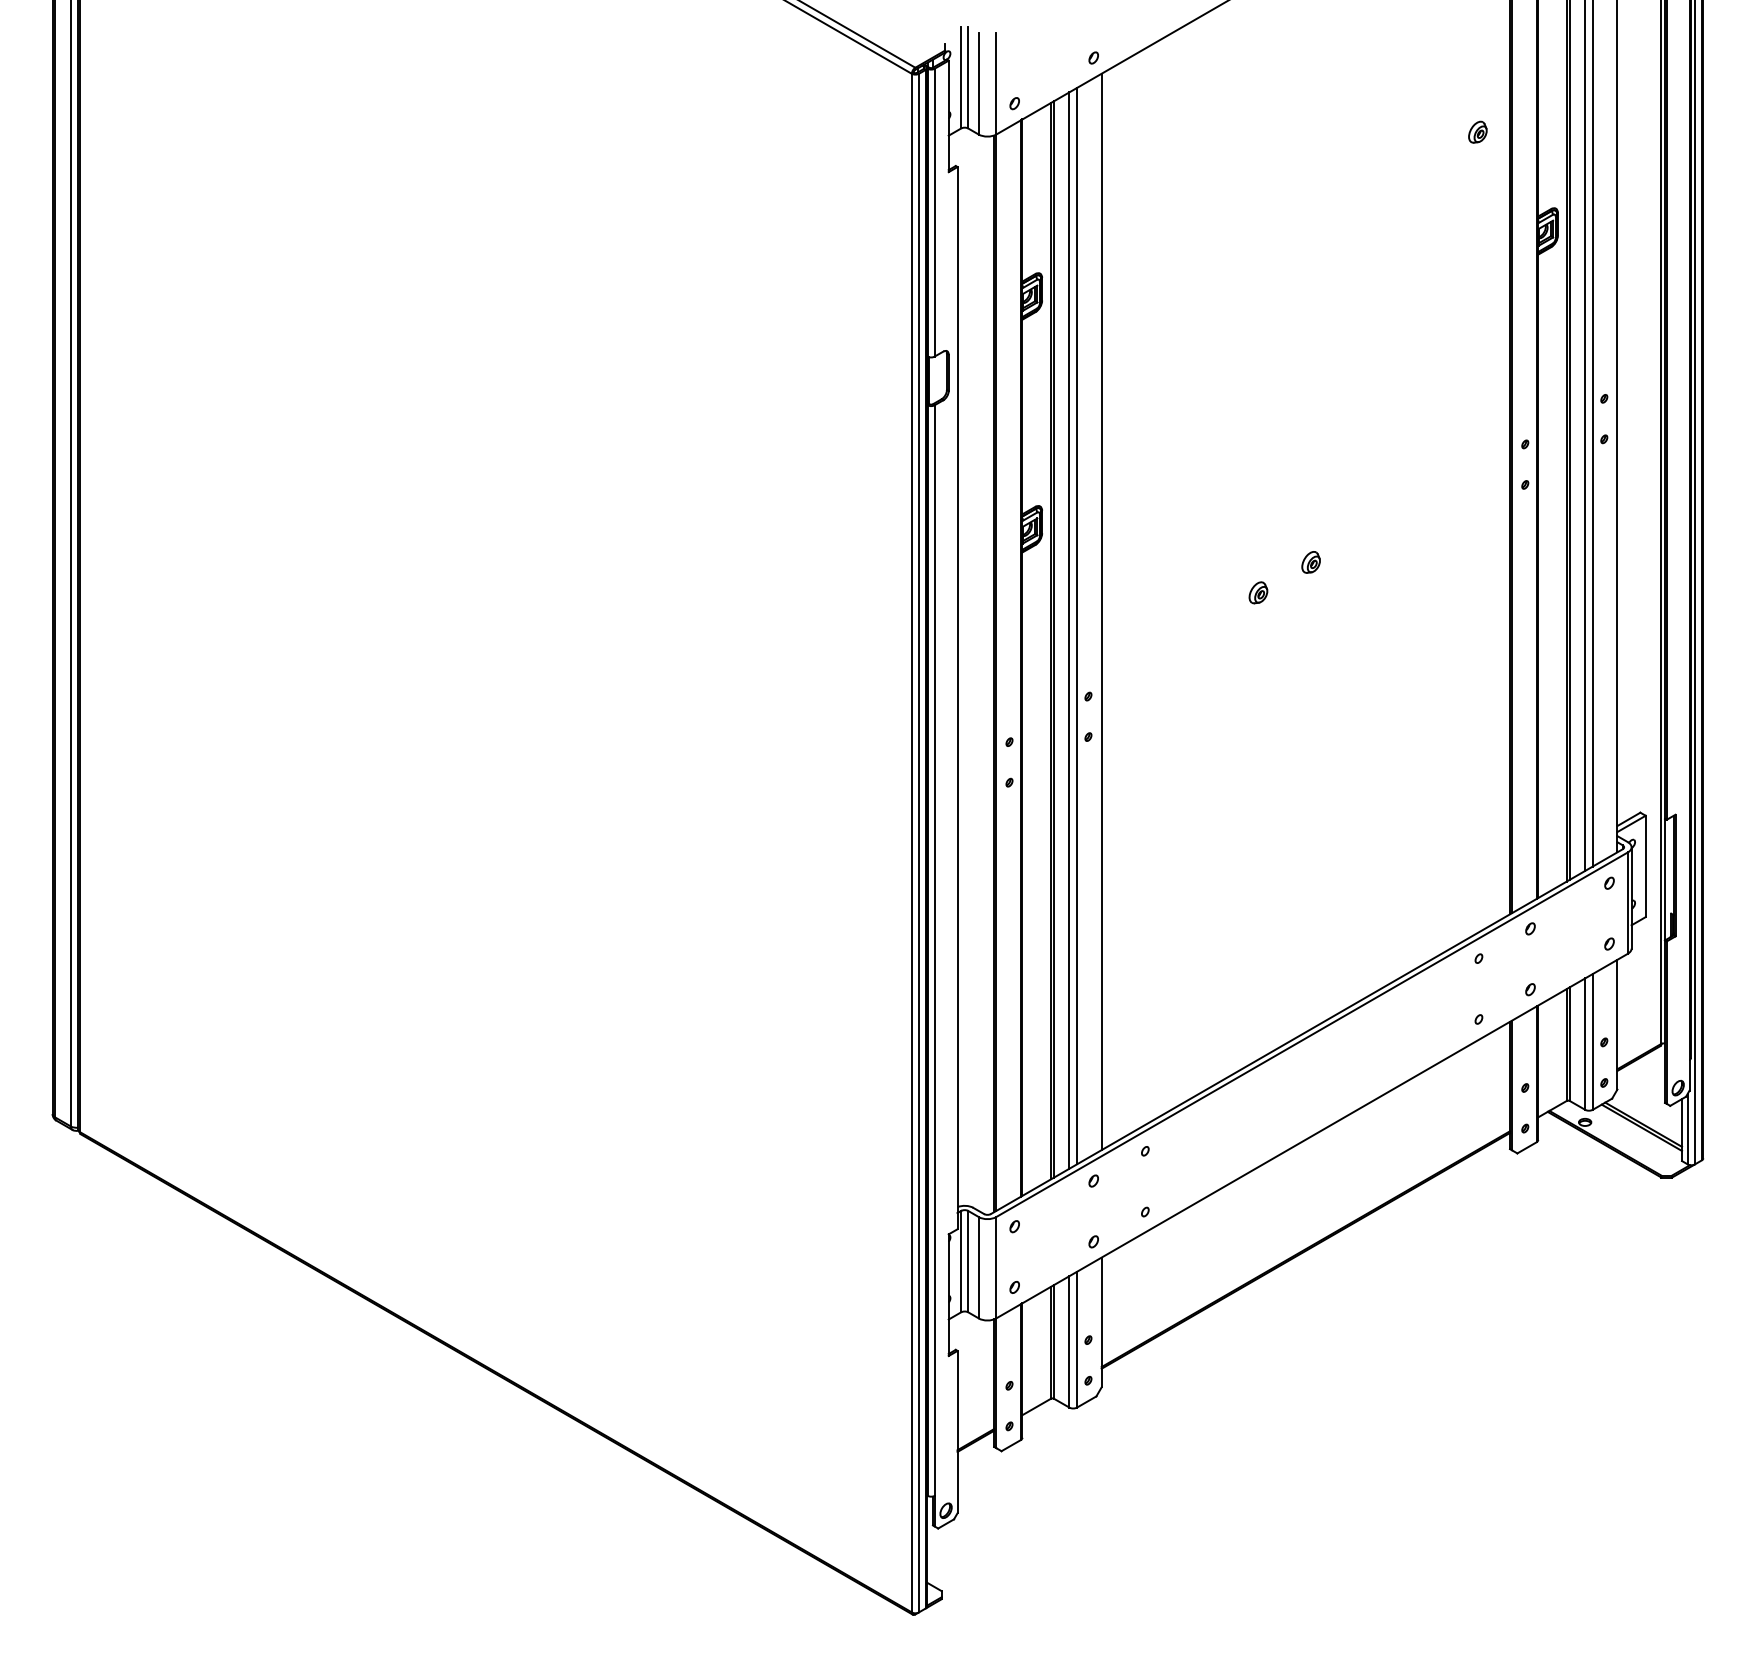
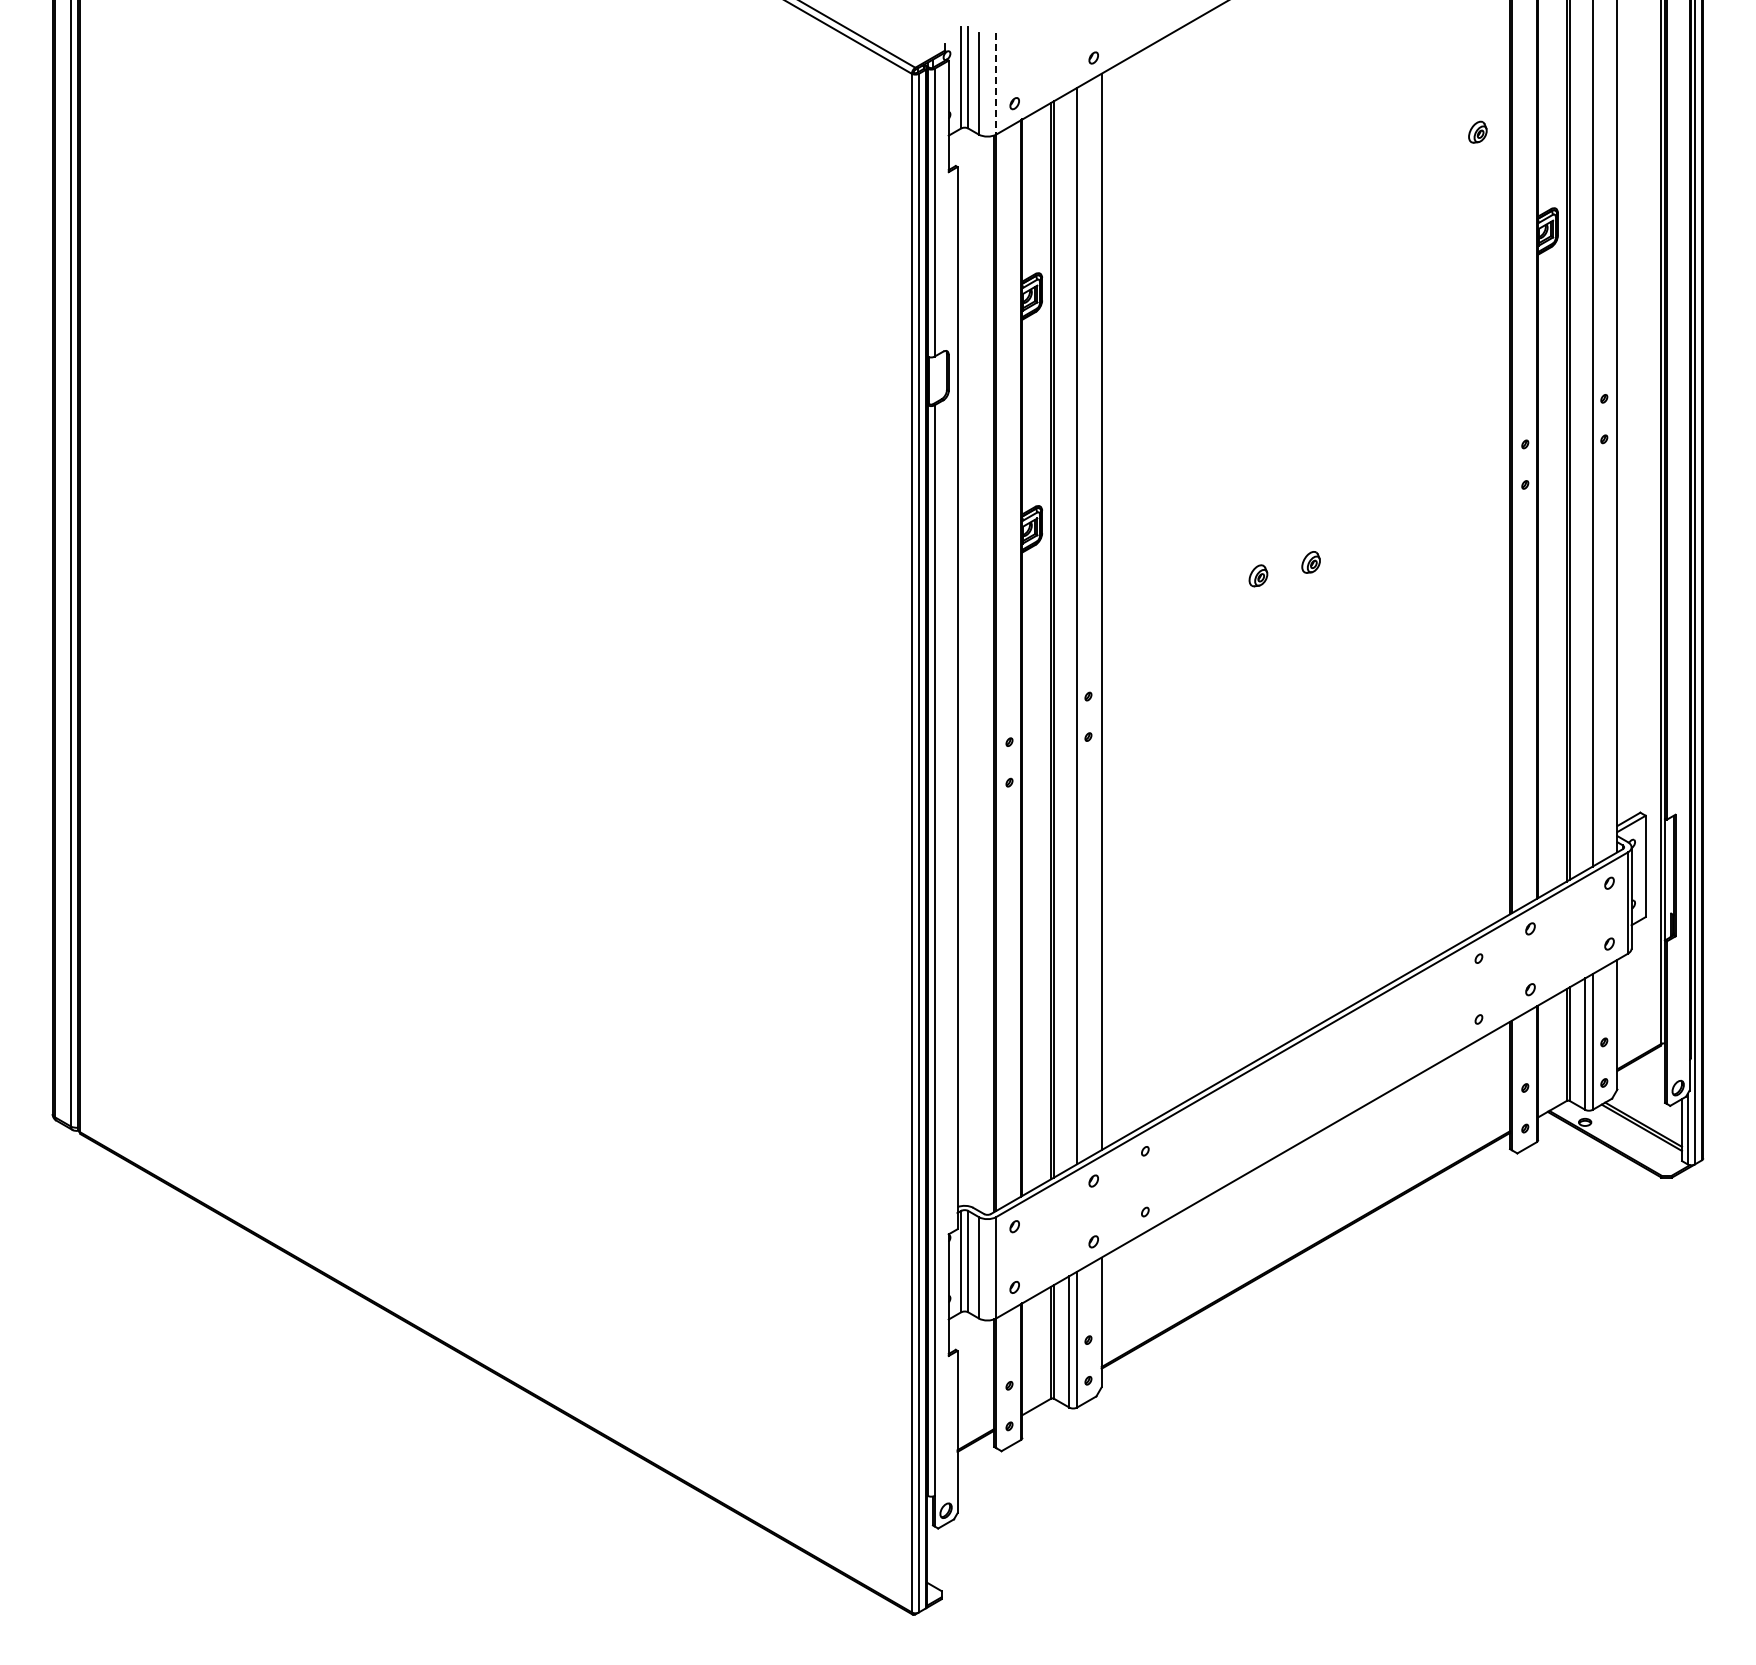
line: solid -> dashed (996, 83)
line: present -> none (1585, 436)
part position: (1258, 592) -> (1258, 575) (1258, 575)
line: present -> none (1069, 630)
